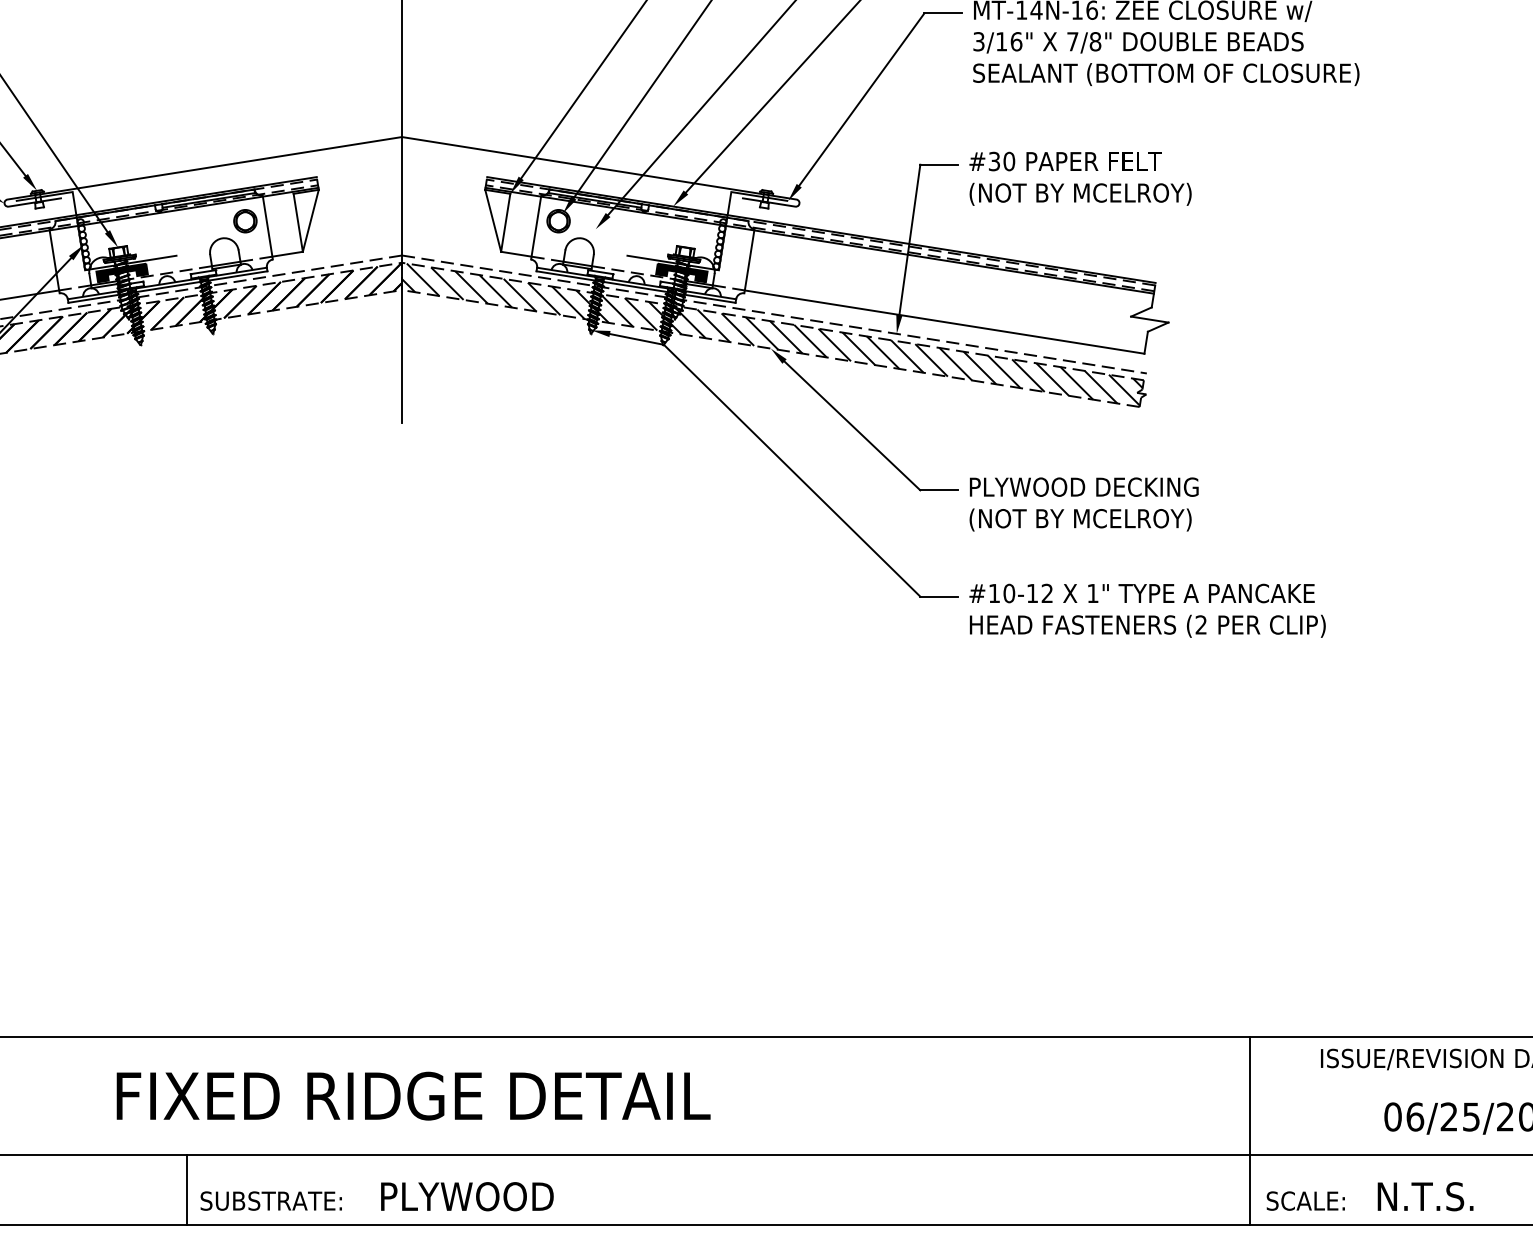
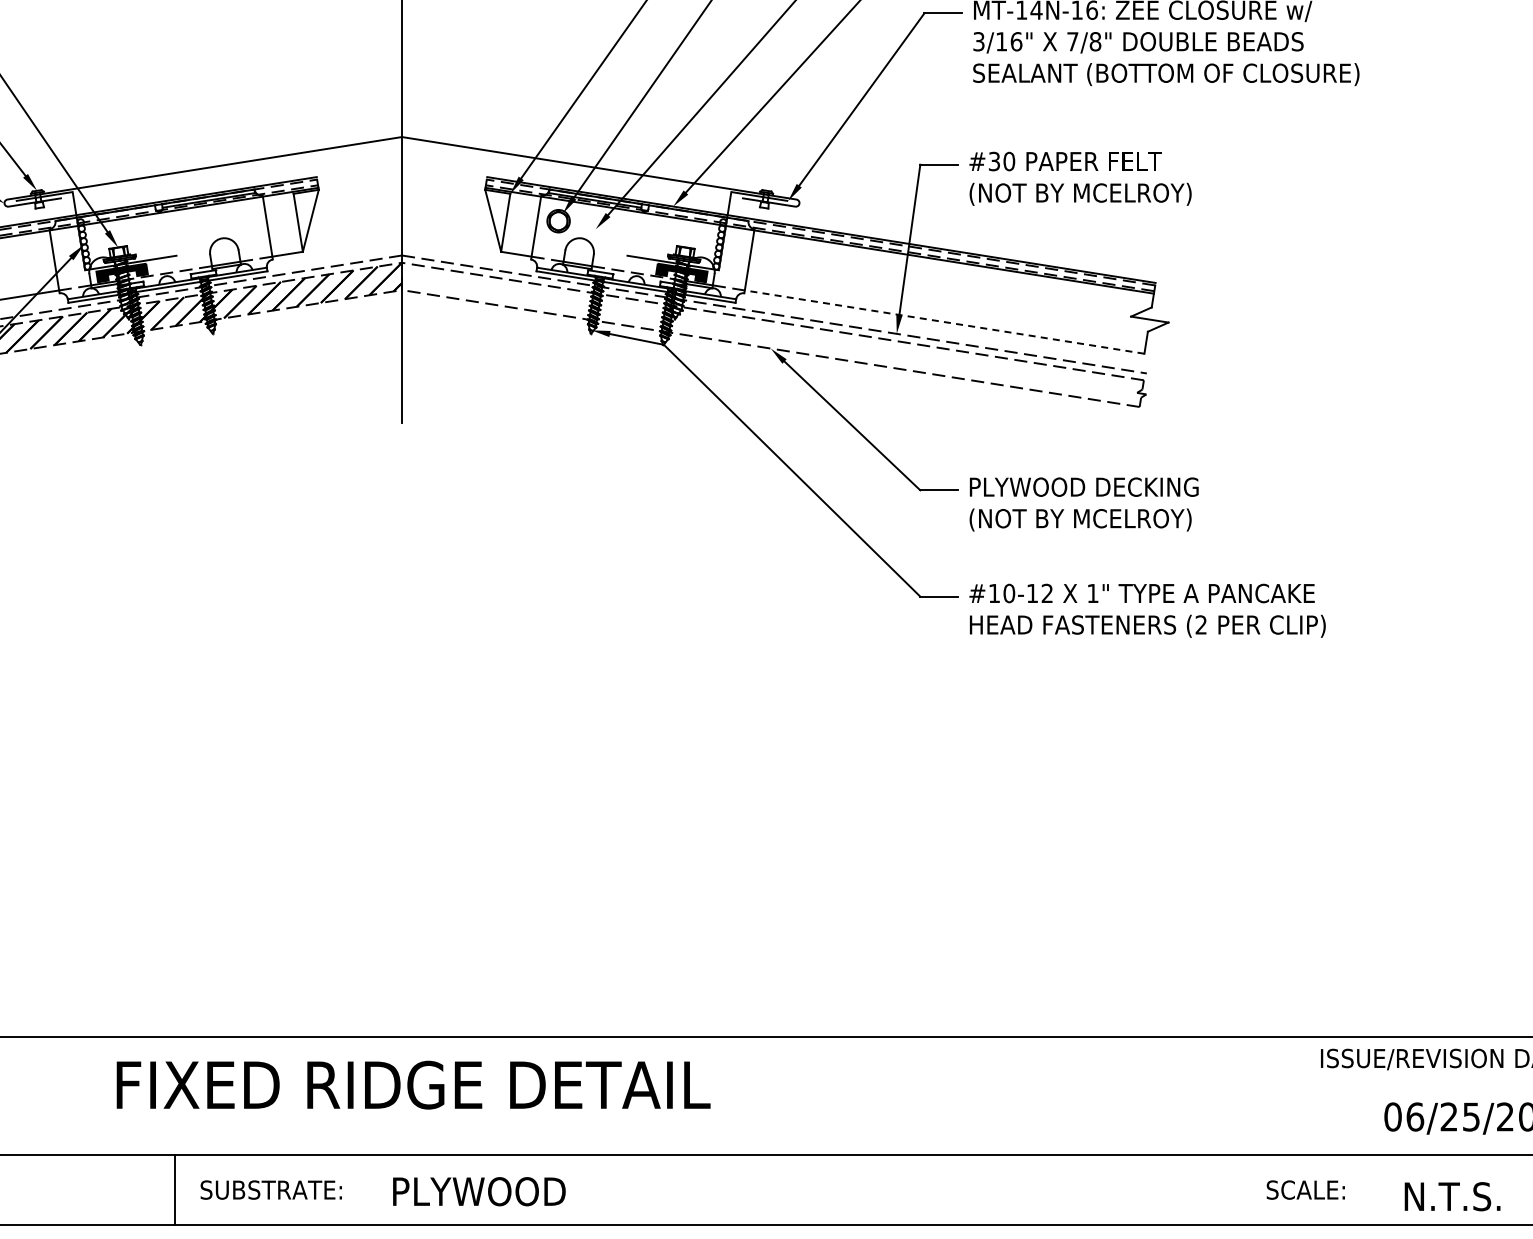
part: present -> none (245, 221)
line: solid -> dashed (944, 322)
hatch: present -> none (772, 334)
text position: (413, 1095) -> (413, 1084) (413, 1084)
line: present -> none (1249, 1130)
line position: (187, 1189) -> (175, 1189) (175, 1189)
text position: (467, 1196) -> (479, 1191) (479, 1191)
text position: (1425, 1196) -> (1452, 1196) (1452, 1196)
text position: (270, 1200) -> (270, 1189) (270, 1189)
text position: (1305, 1200) -> (1305, 1189) (1305, 1189)
